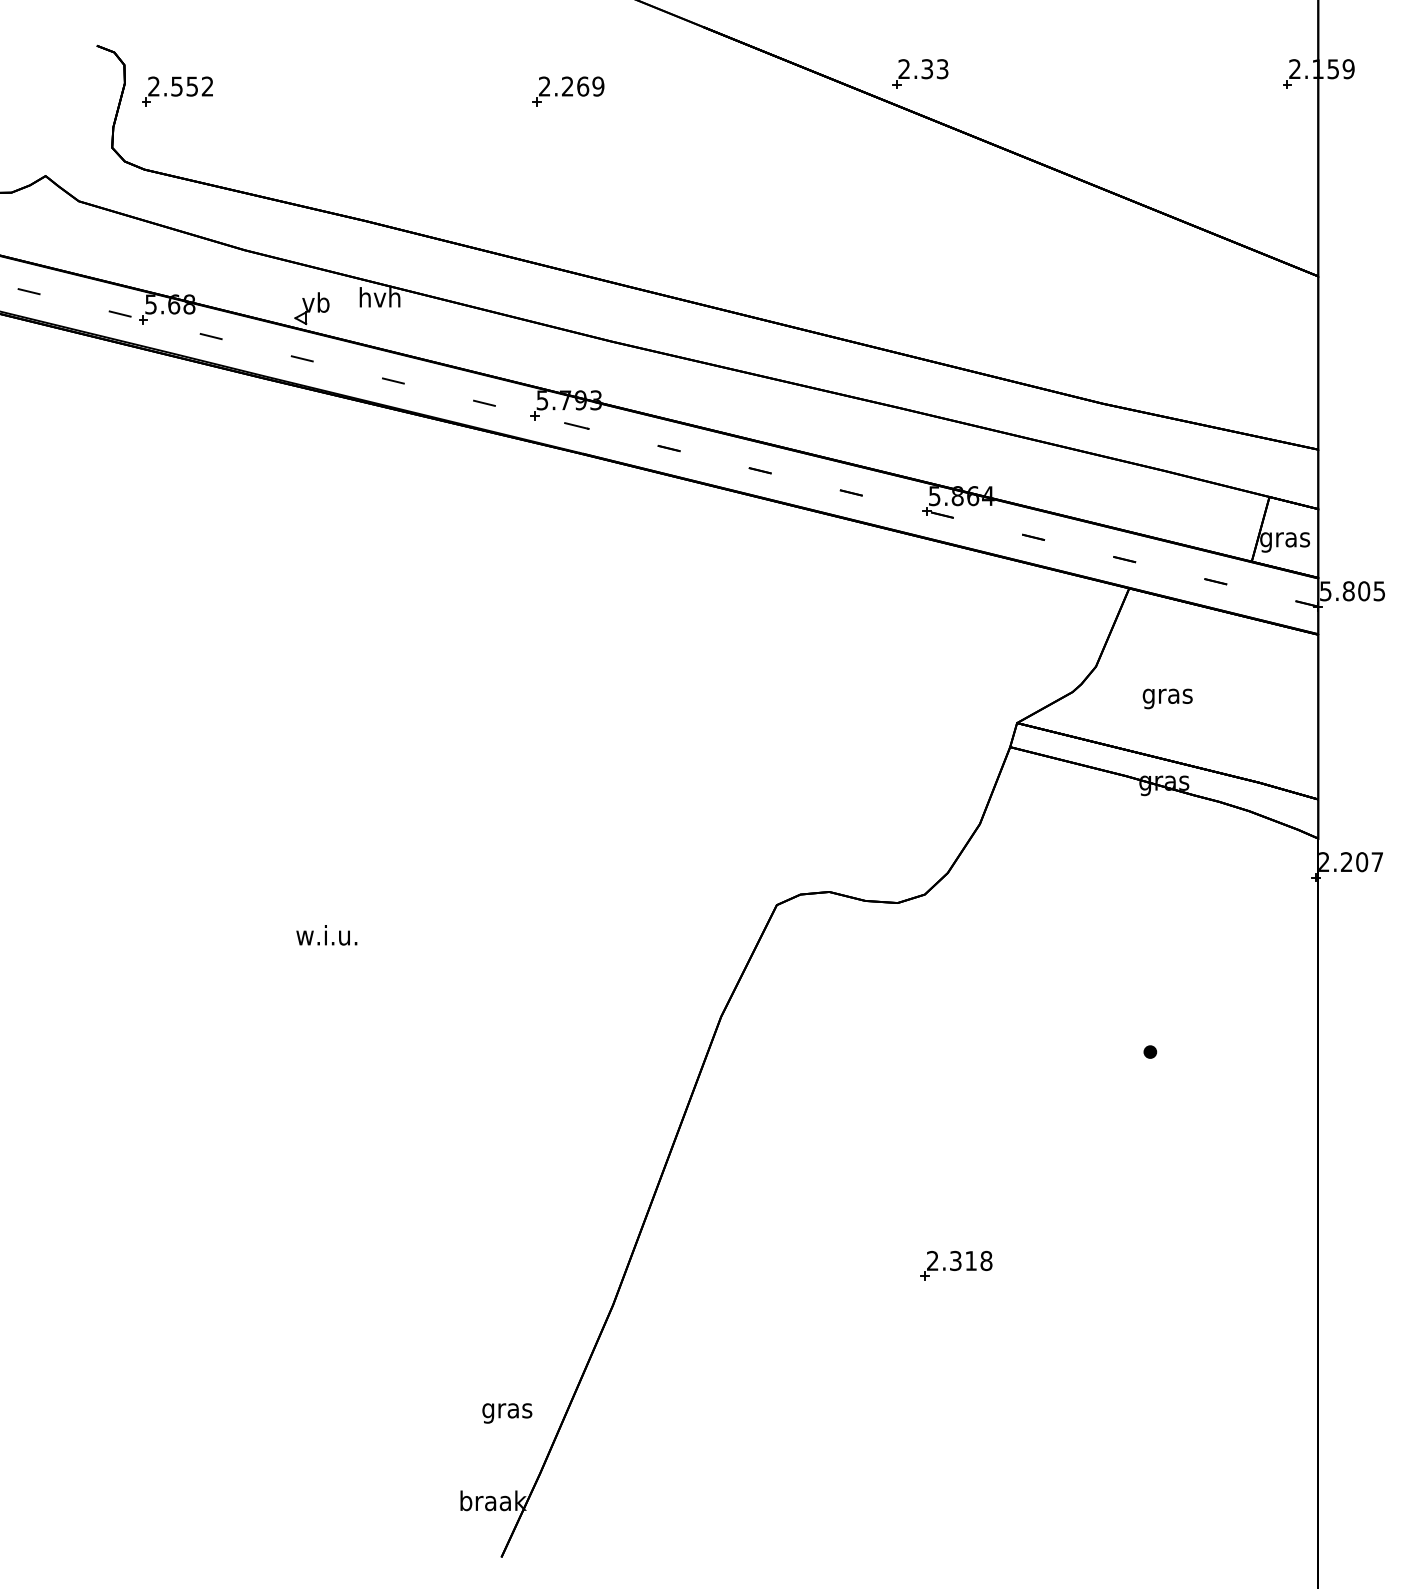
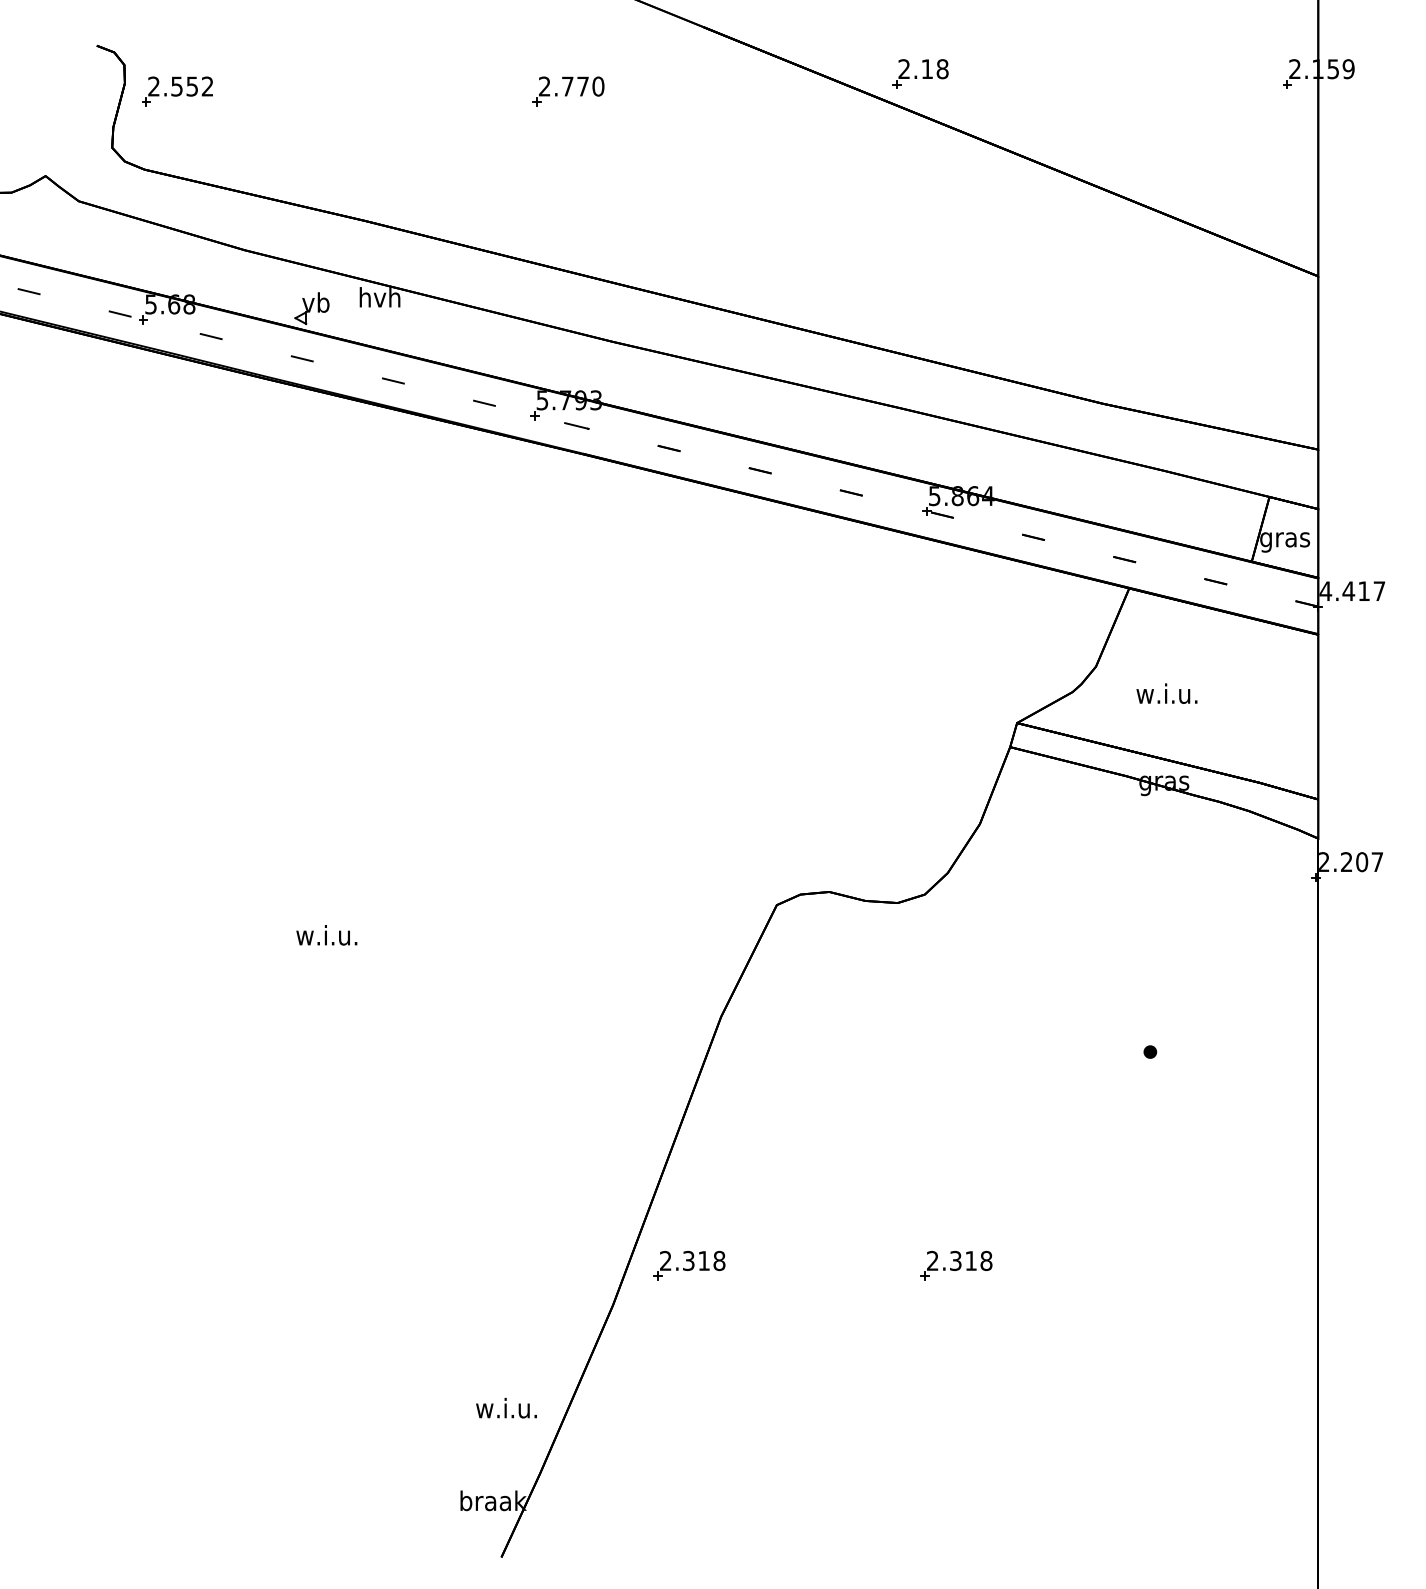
text: 2.33 -> 2.18 (934, 69)
text: 2.269 -> 2.770 (583, 86)
text: 5.805 -> 4.417 (1352, 591)
text: gras -> w.i.u. (1166, 696)
part: none -> present (689, 1265)
text: gras -> w.i.u. (506, 1410)
